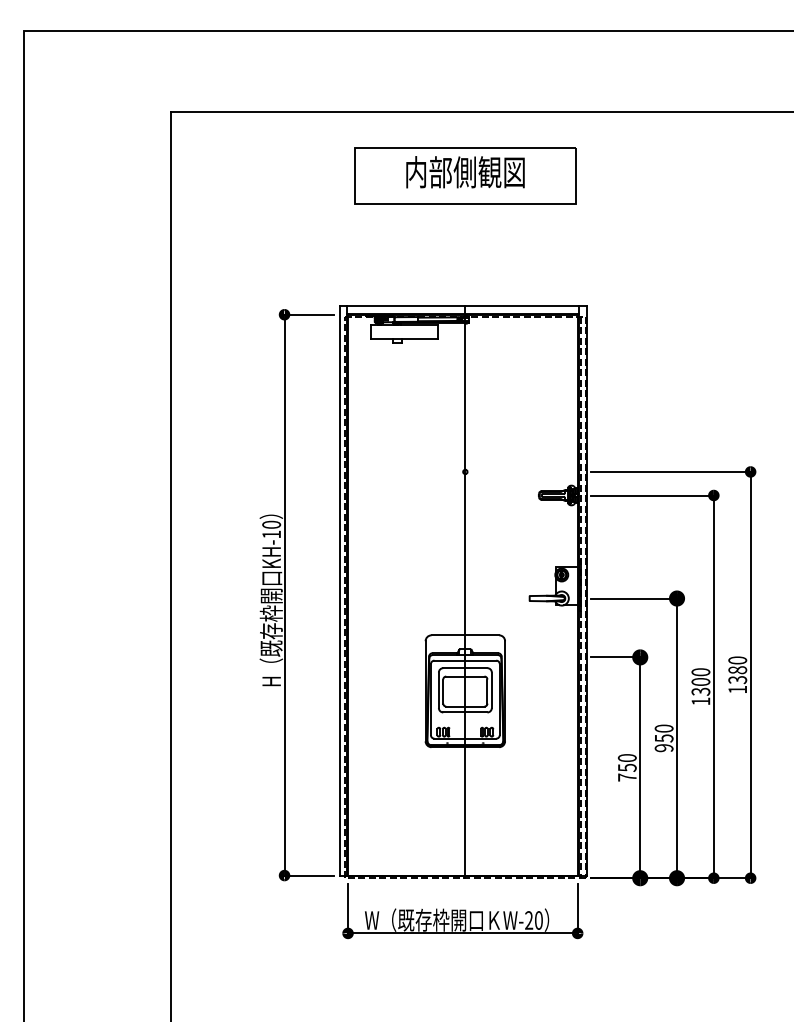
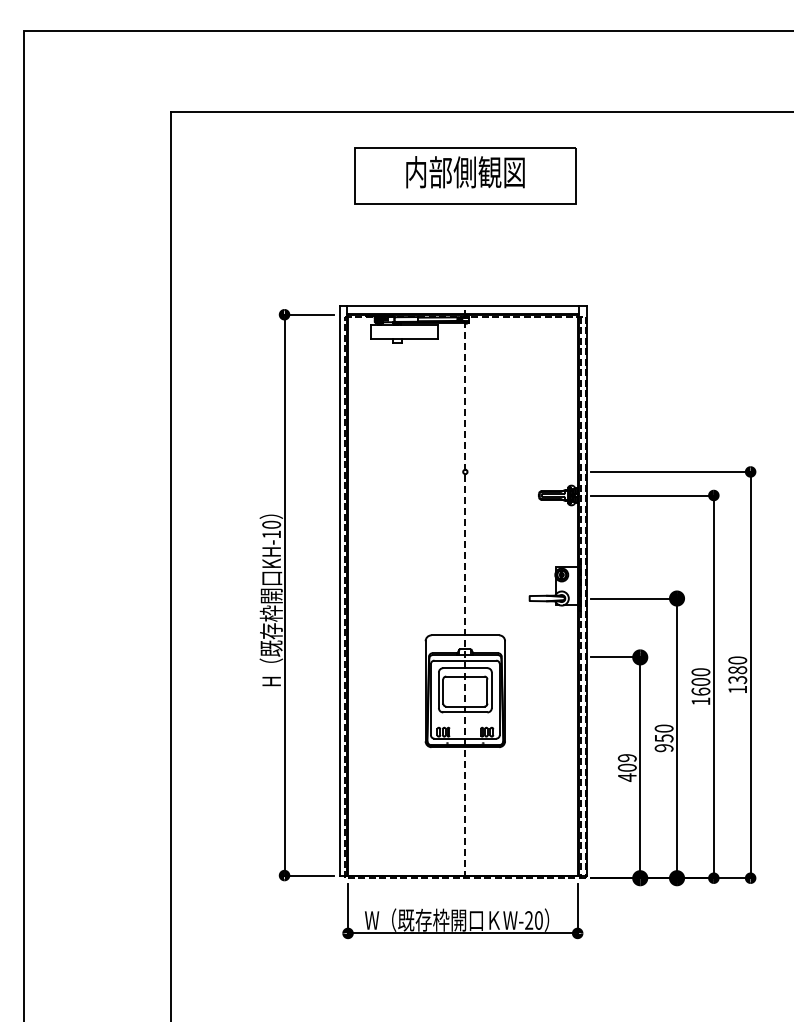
line: solid -> dashed (465, 592)
text: 1300 -> 1600 (700, 691)
text: 750 -> 409 (626, 768)
